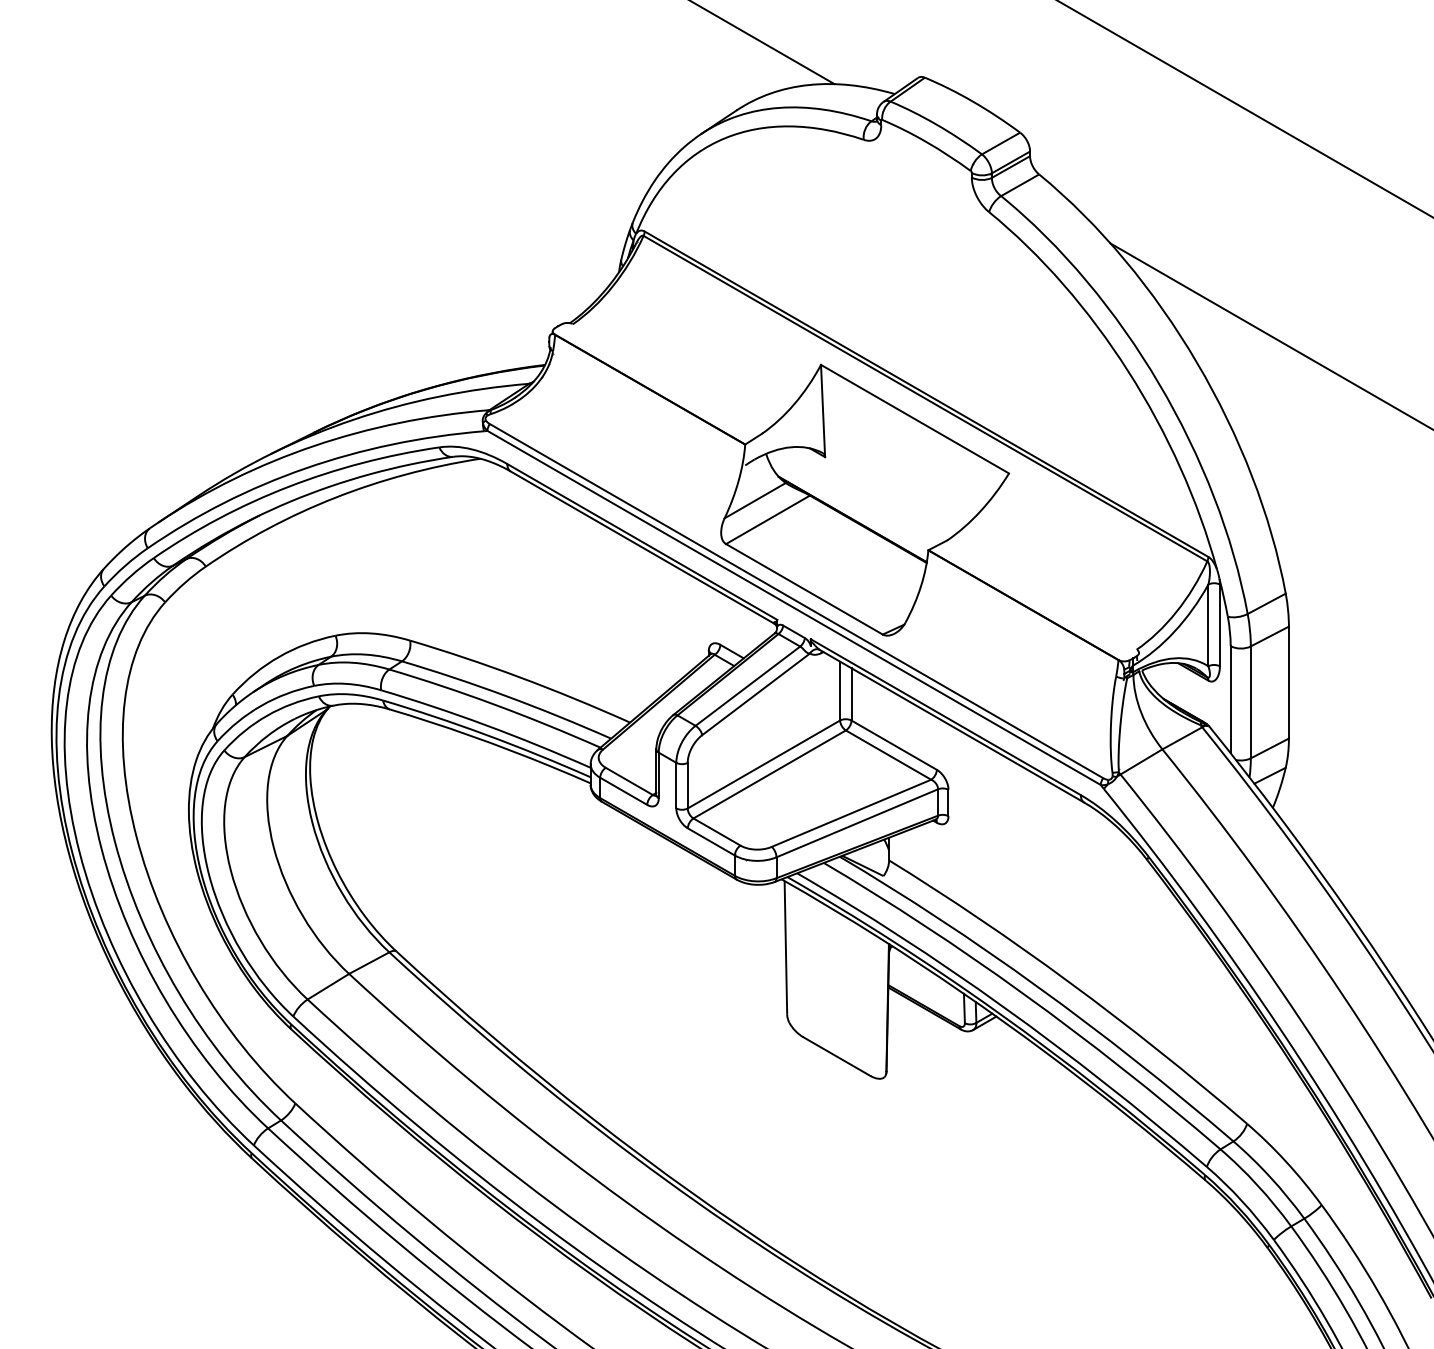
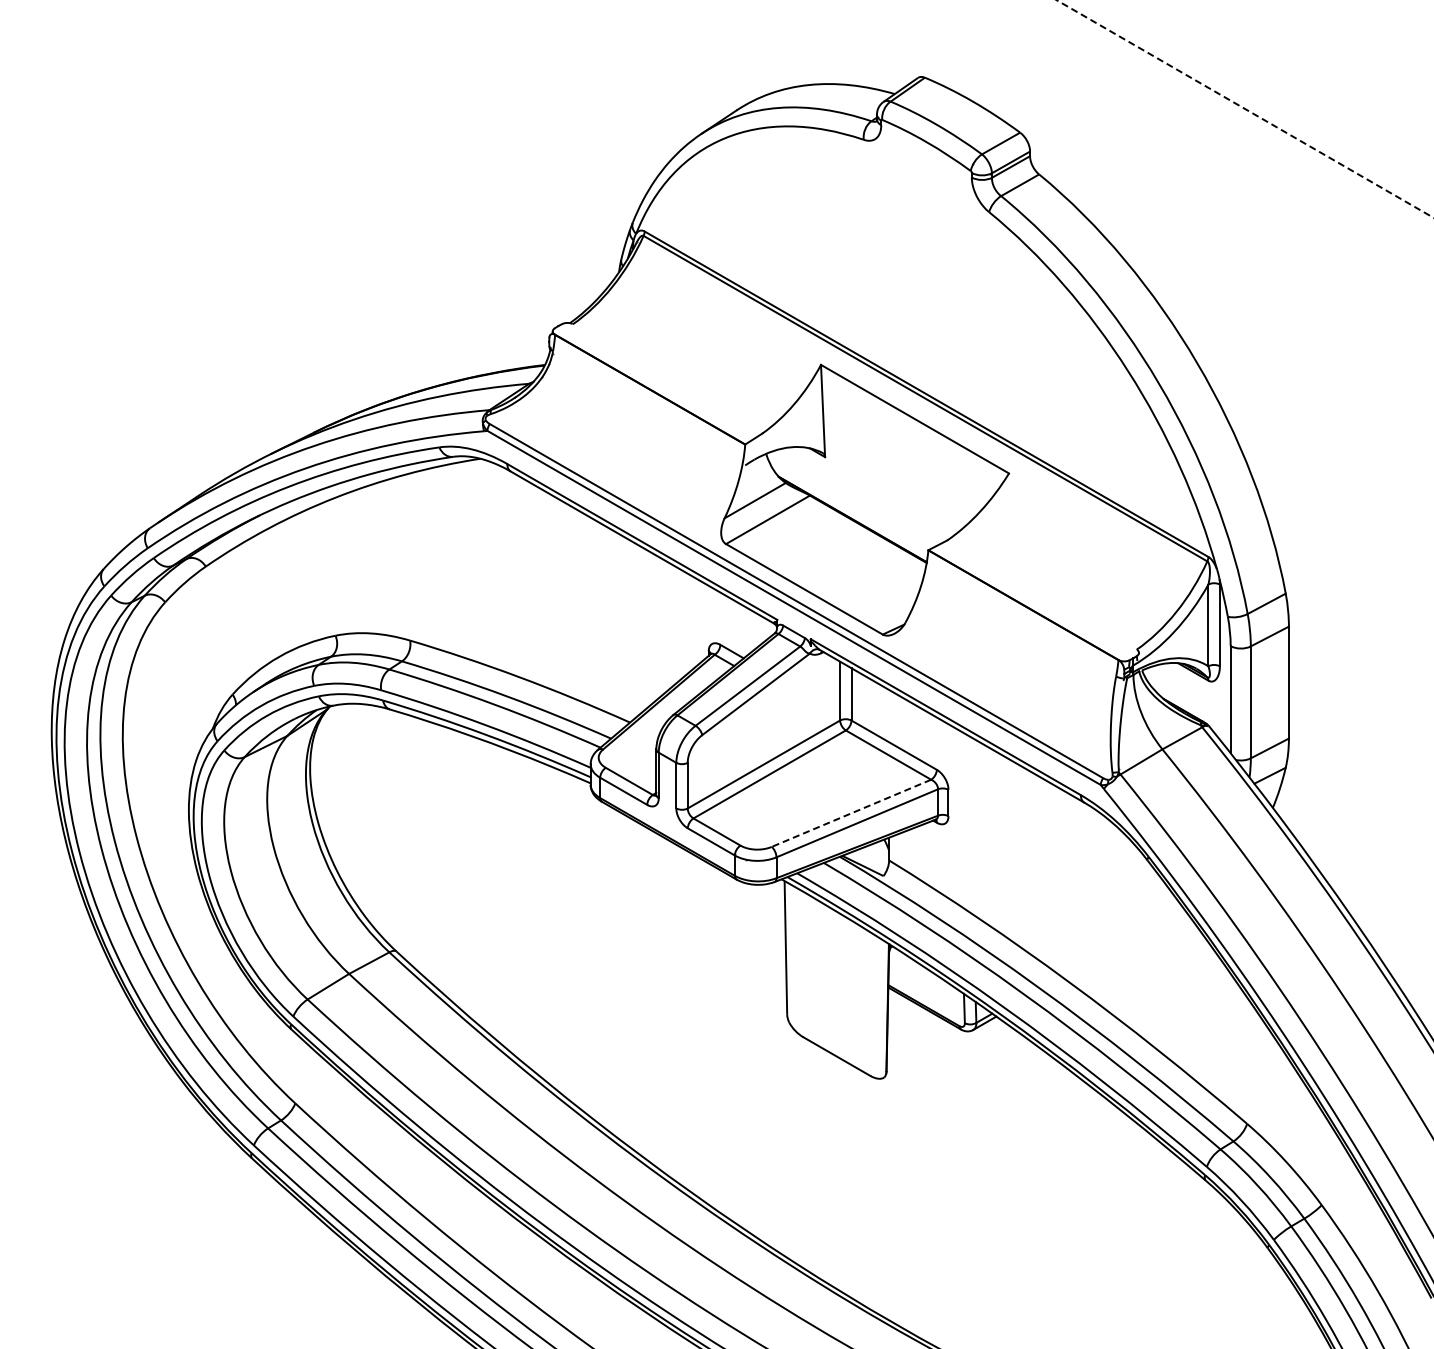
line: present -> none (763, 43)
line: solid -> dashed (1245, 109)
line: present -> none (1270, 335)
line: solid -> dashed (851, 813)
